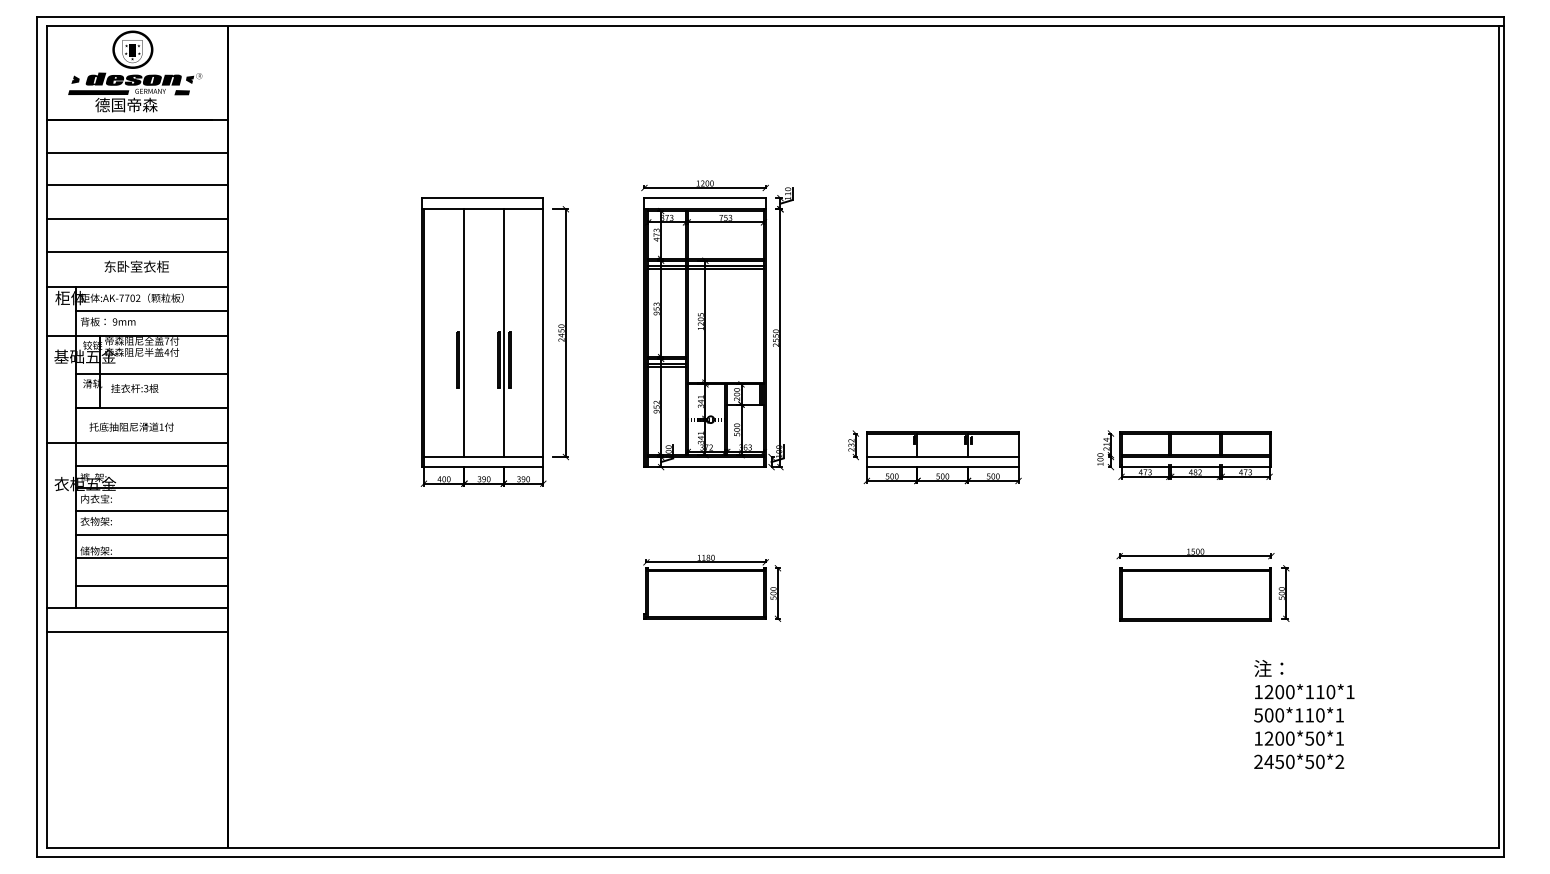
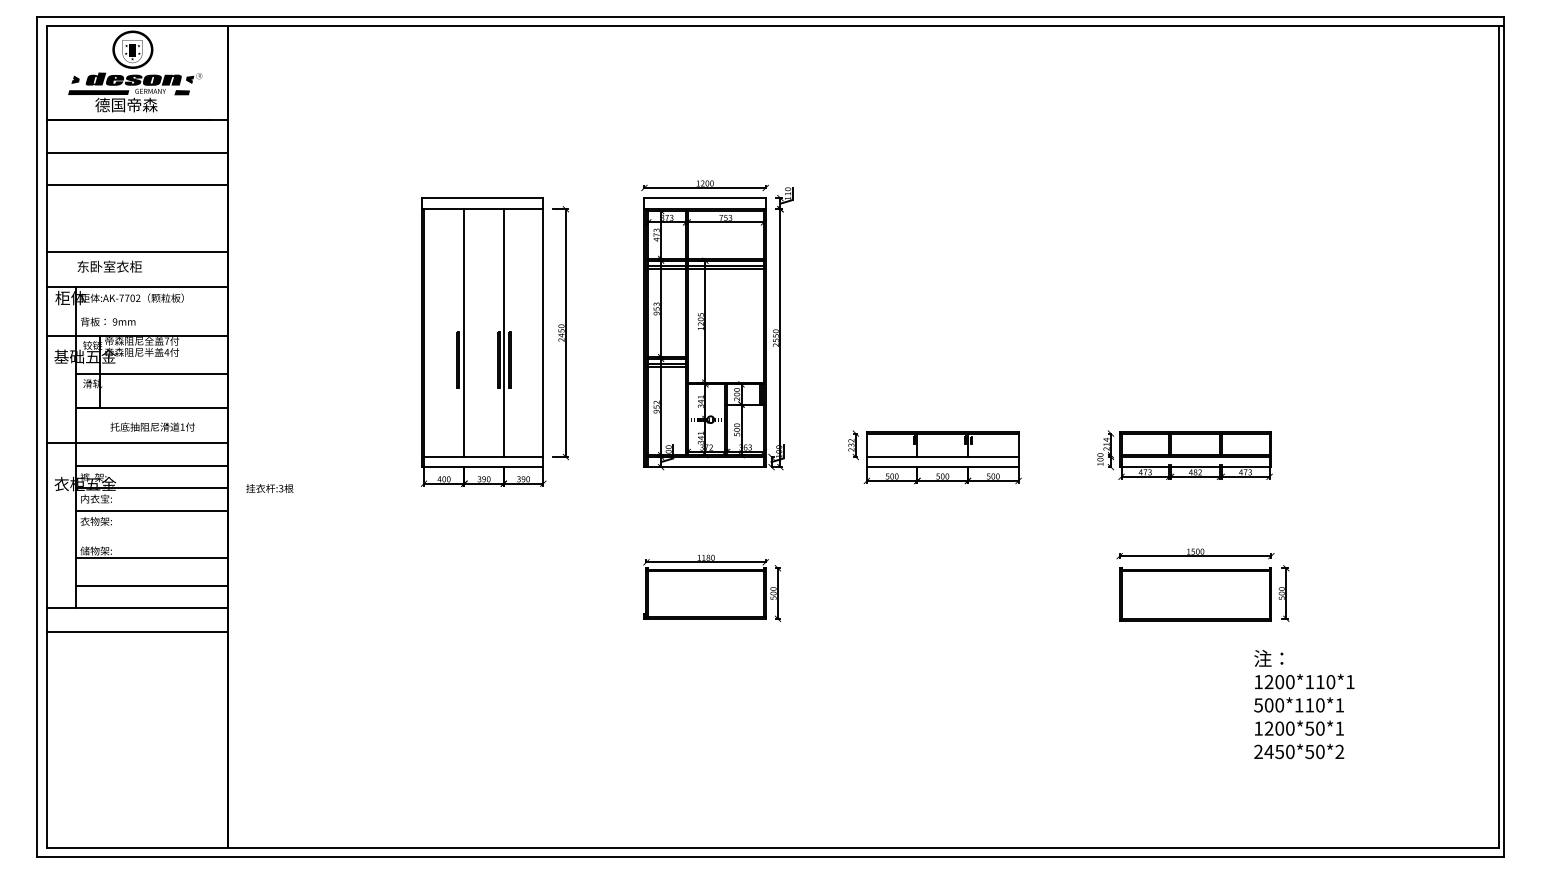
line: present -> none (136, 218)
text position: (136, 266) -> (109, 266) (109, 266)
line: present -> none (151, 310)
text position: (134, 388) -> (269, 488) (269, 488)
text position: (131, 426) -> (152, 426) (152, 426)
line: present -> none (151, 534)
text position: (1304, 714) -> (1304, 704) (1304, 704)
